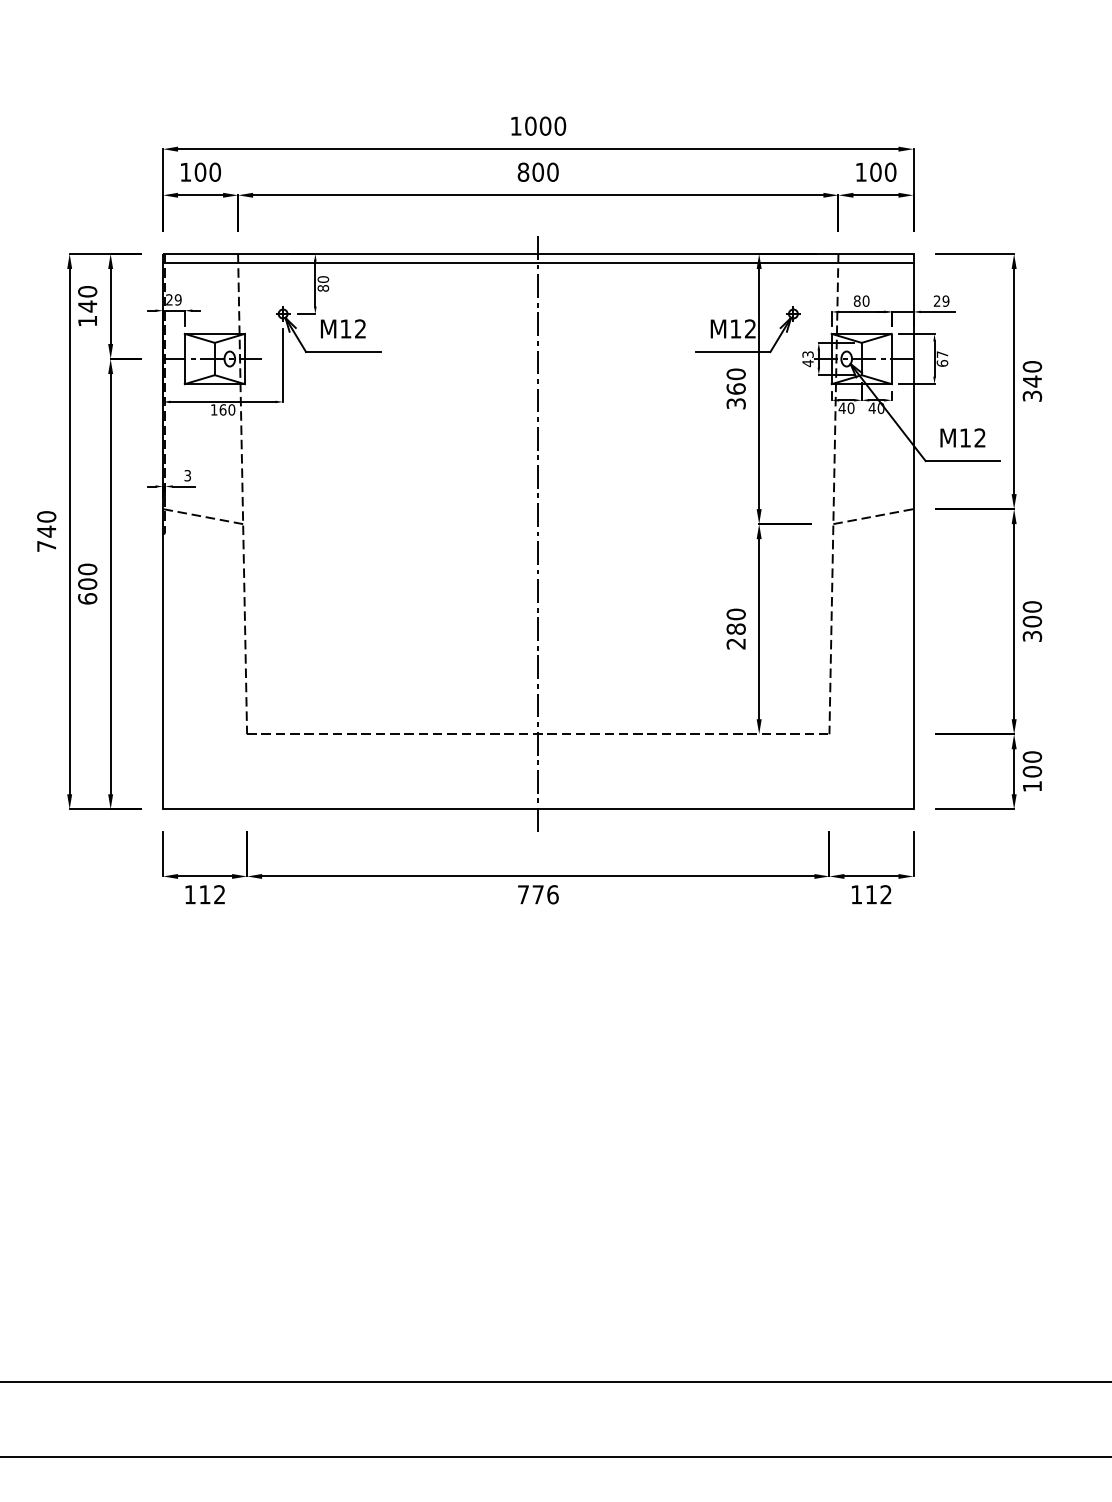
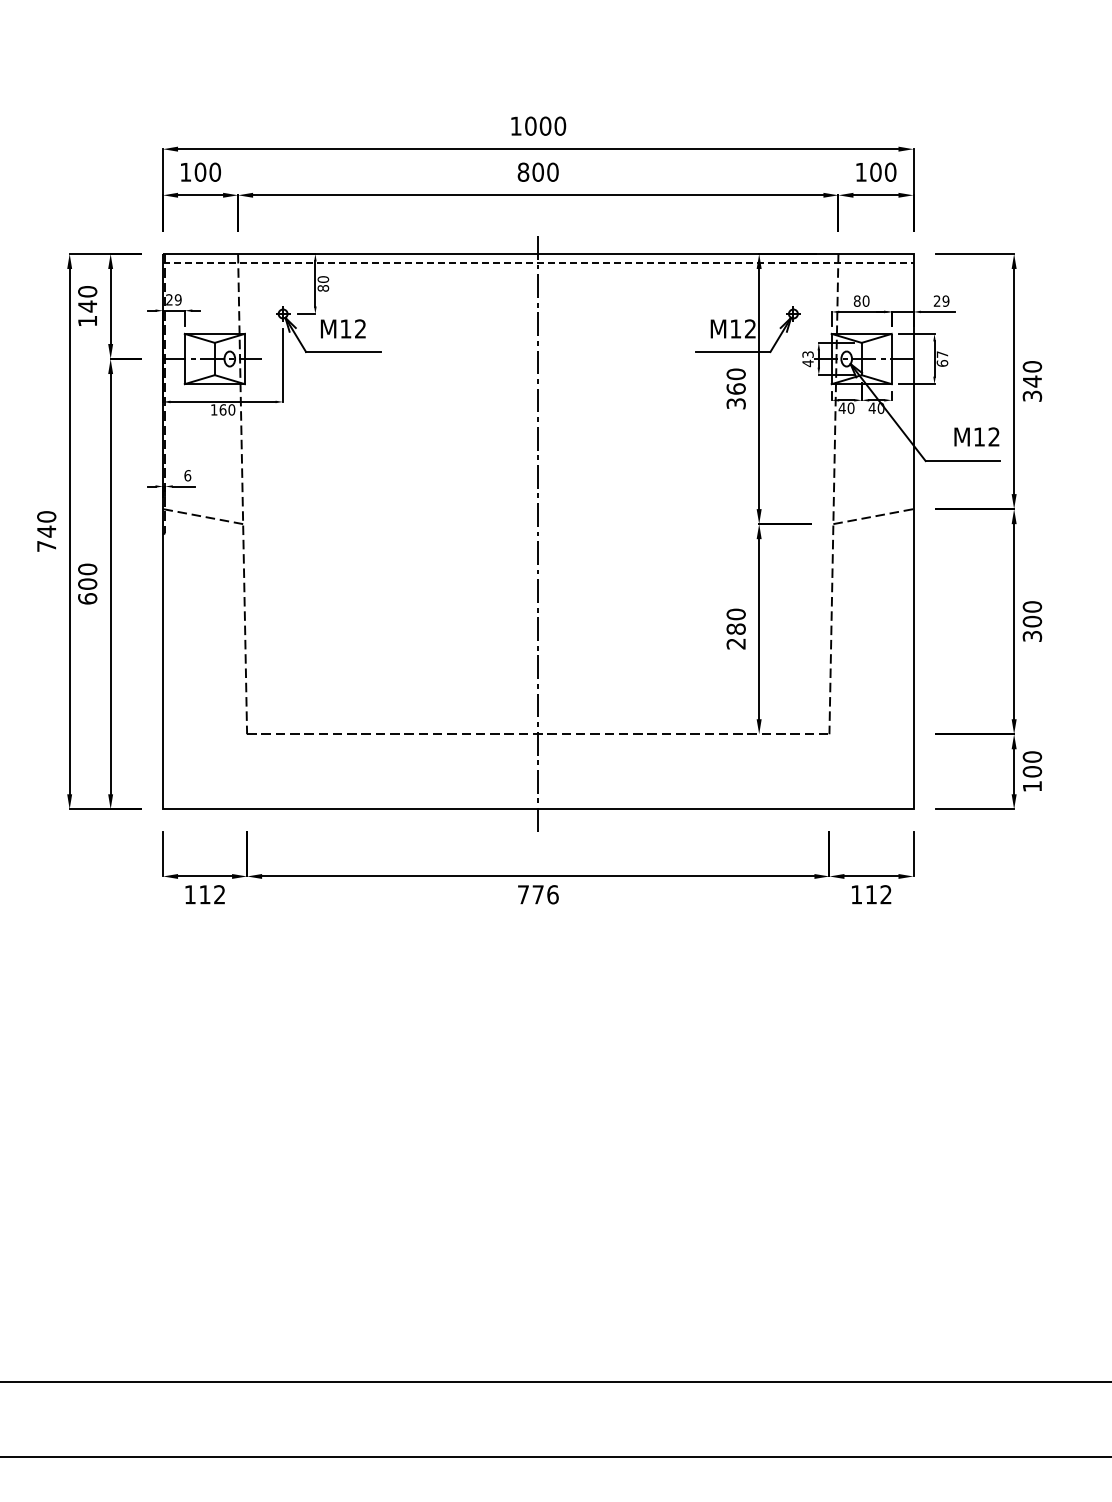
line: solid -> dashed (538, 262)
text position: (962, 437) -> (976, 436) (976, 436)
text: 3 -> 6 (187, 475)
